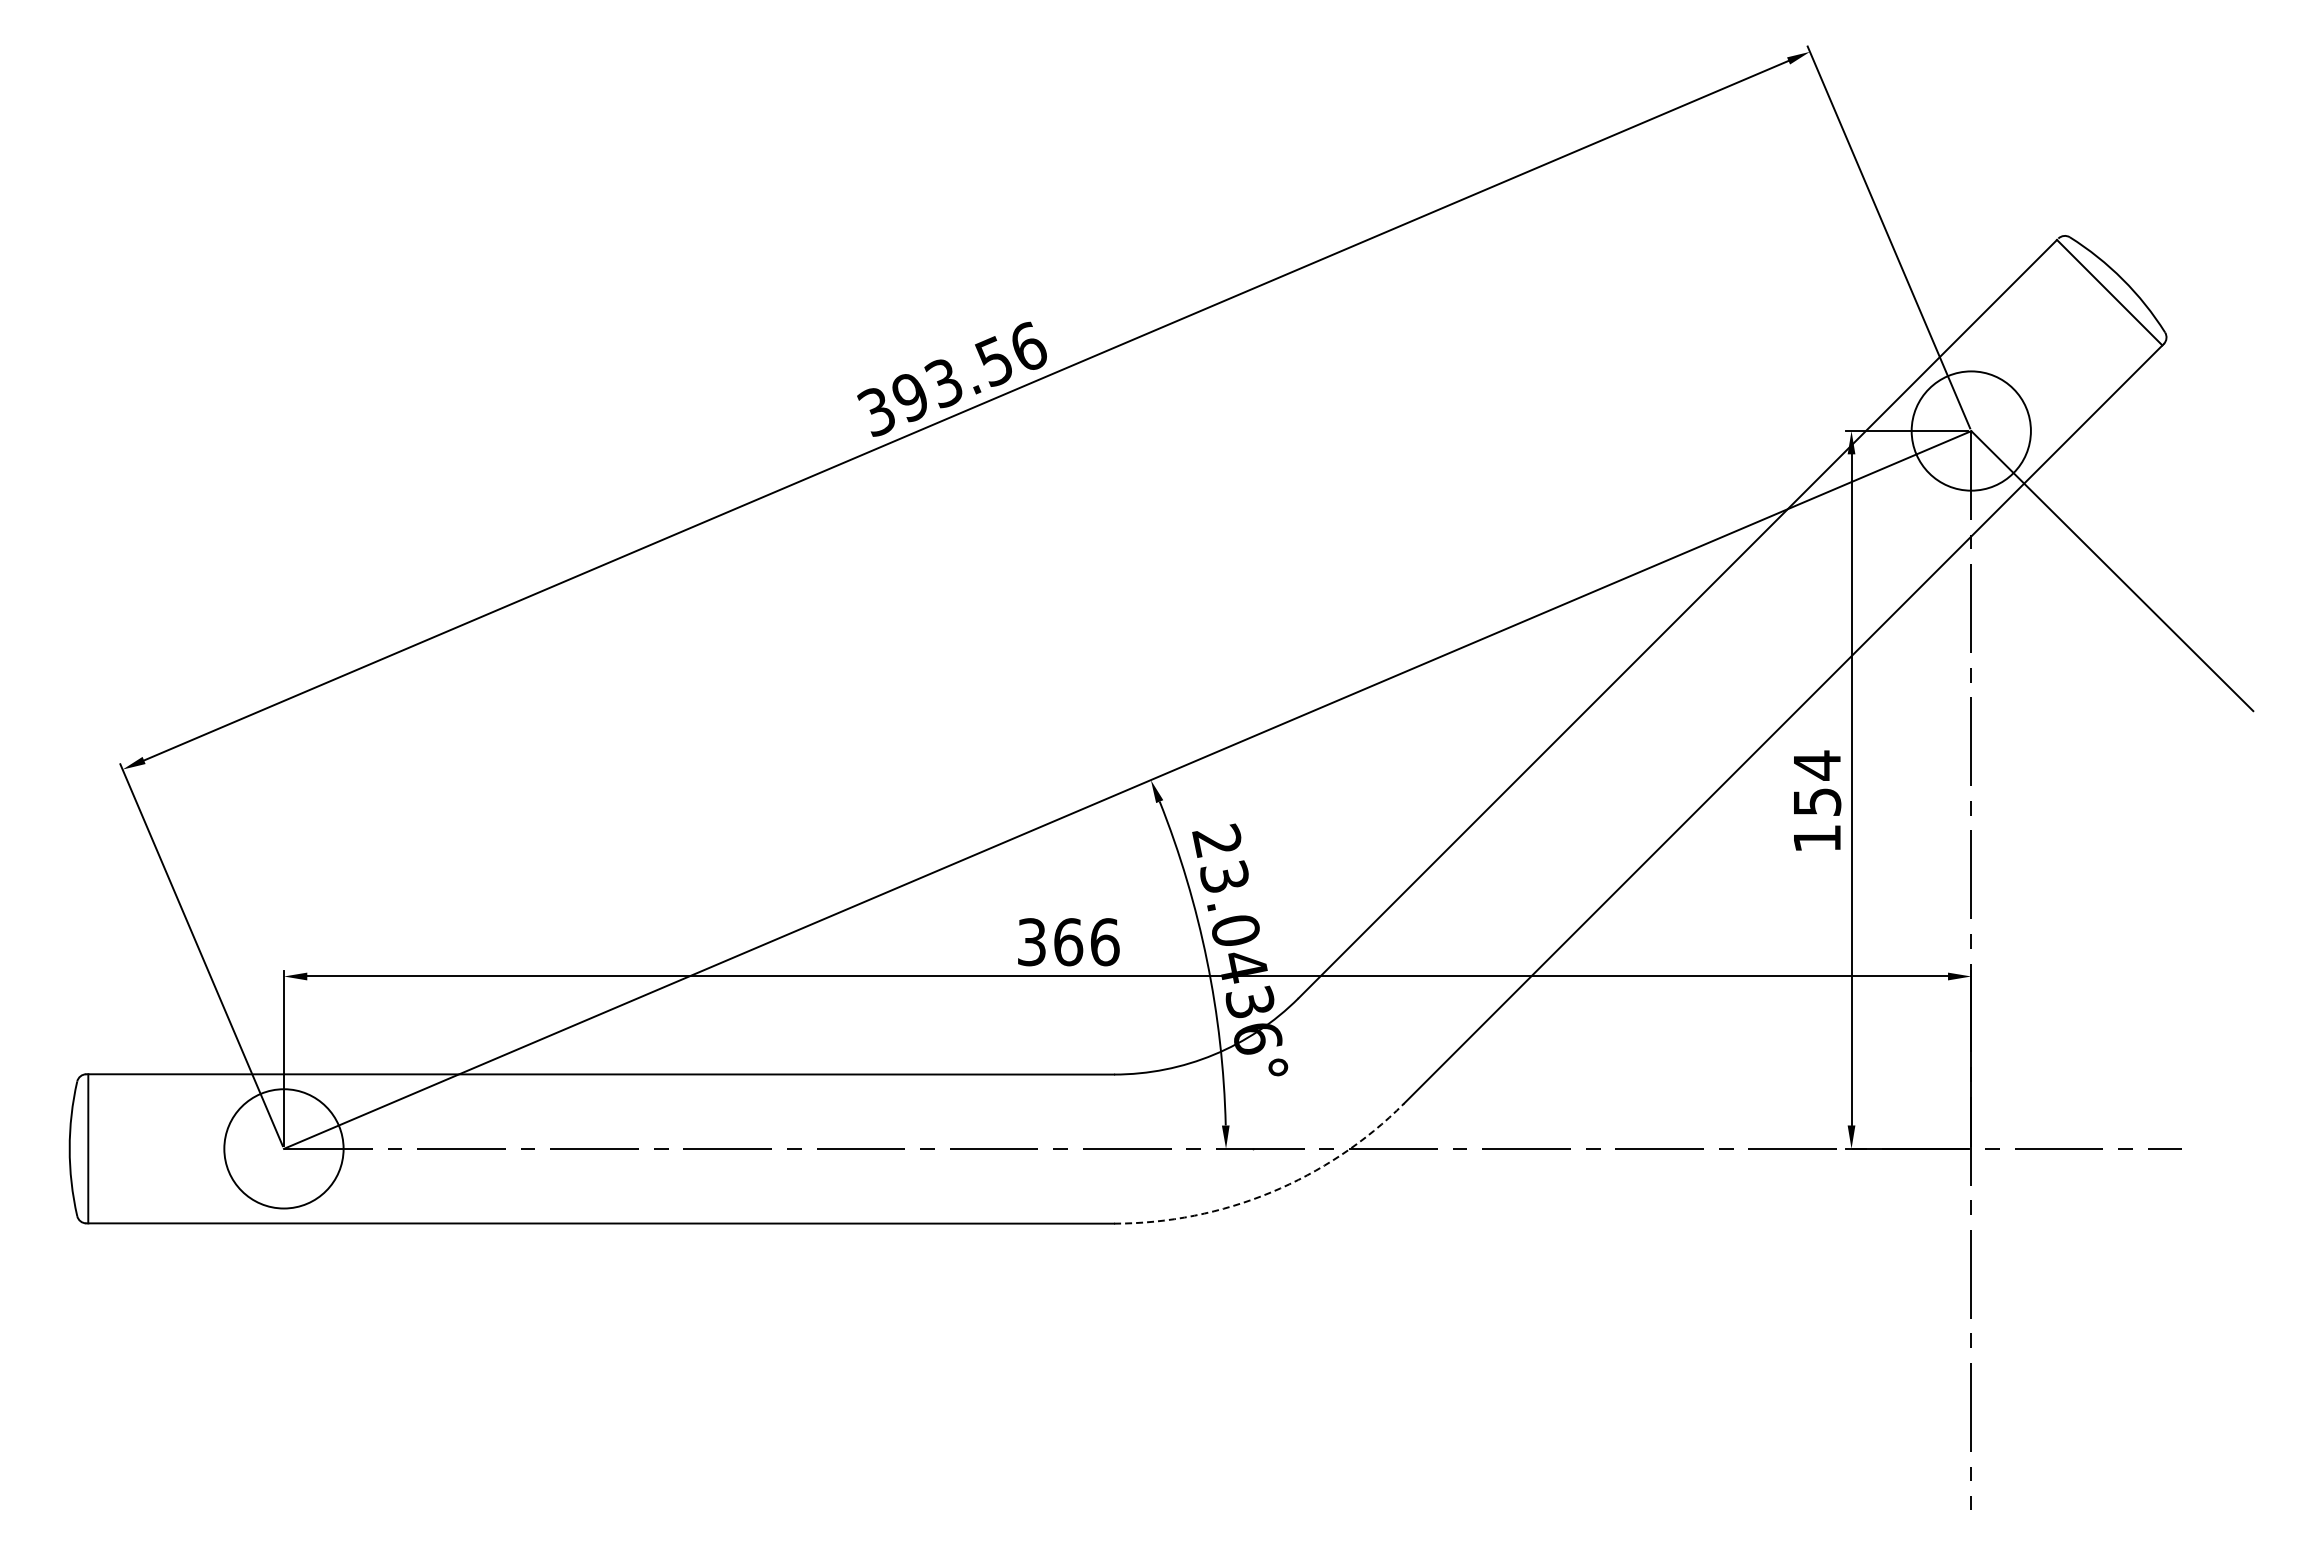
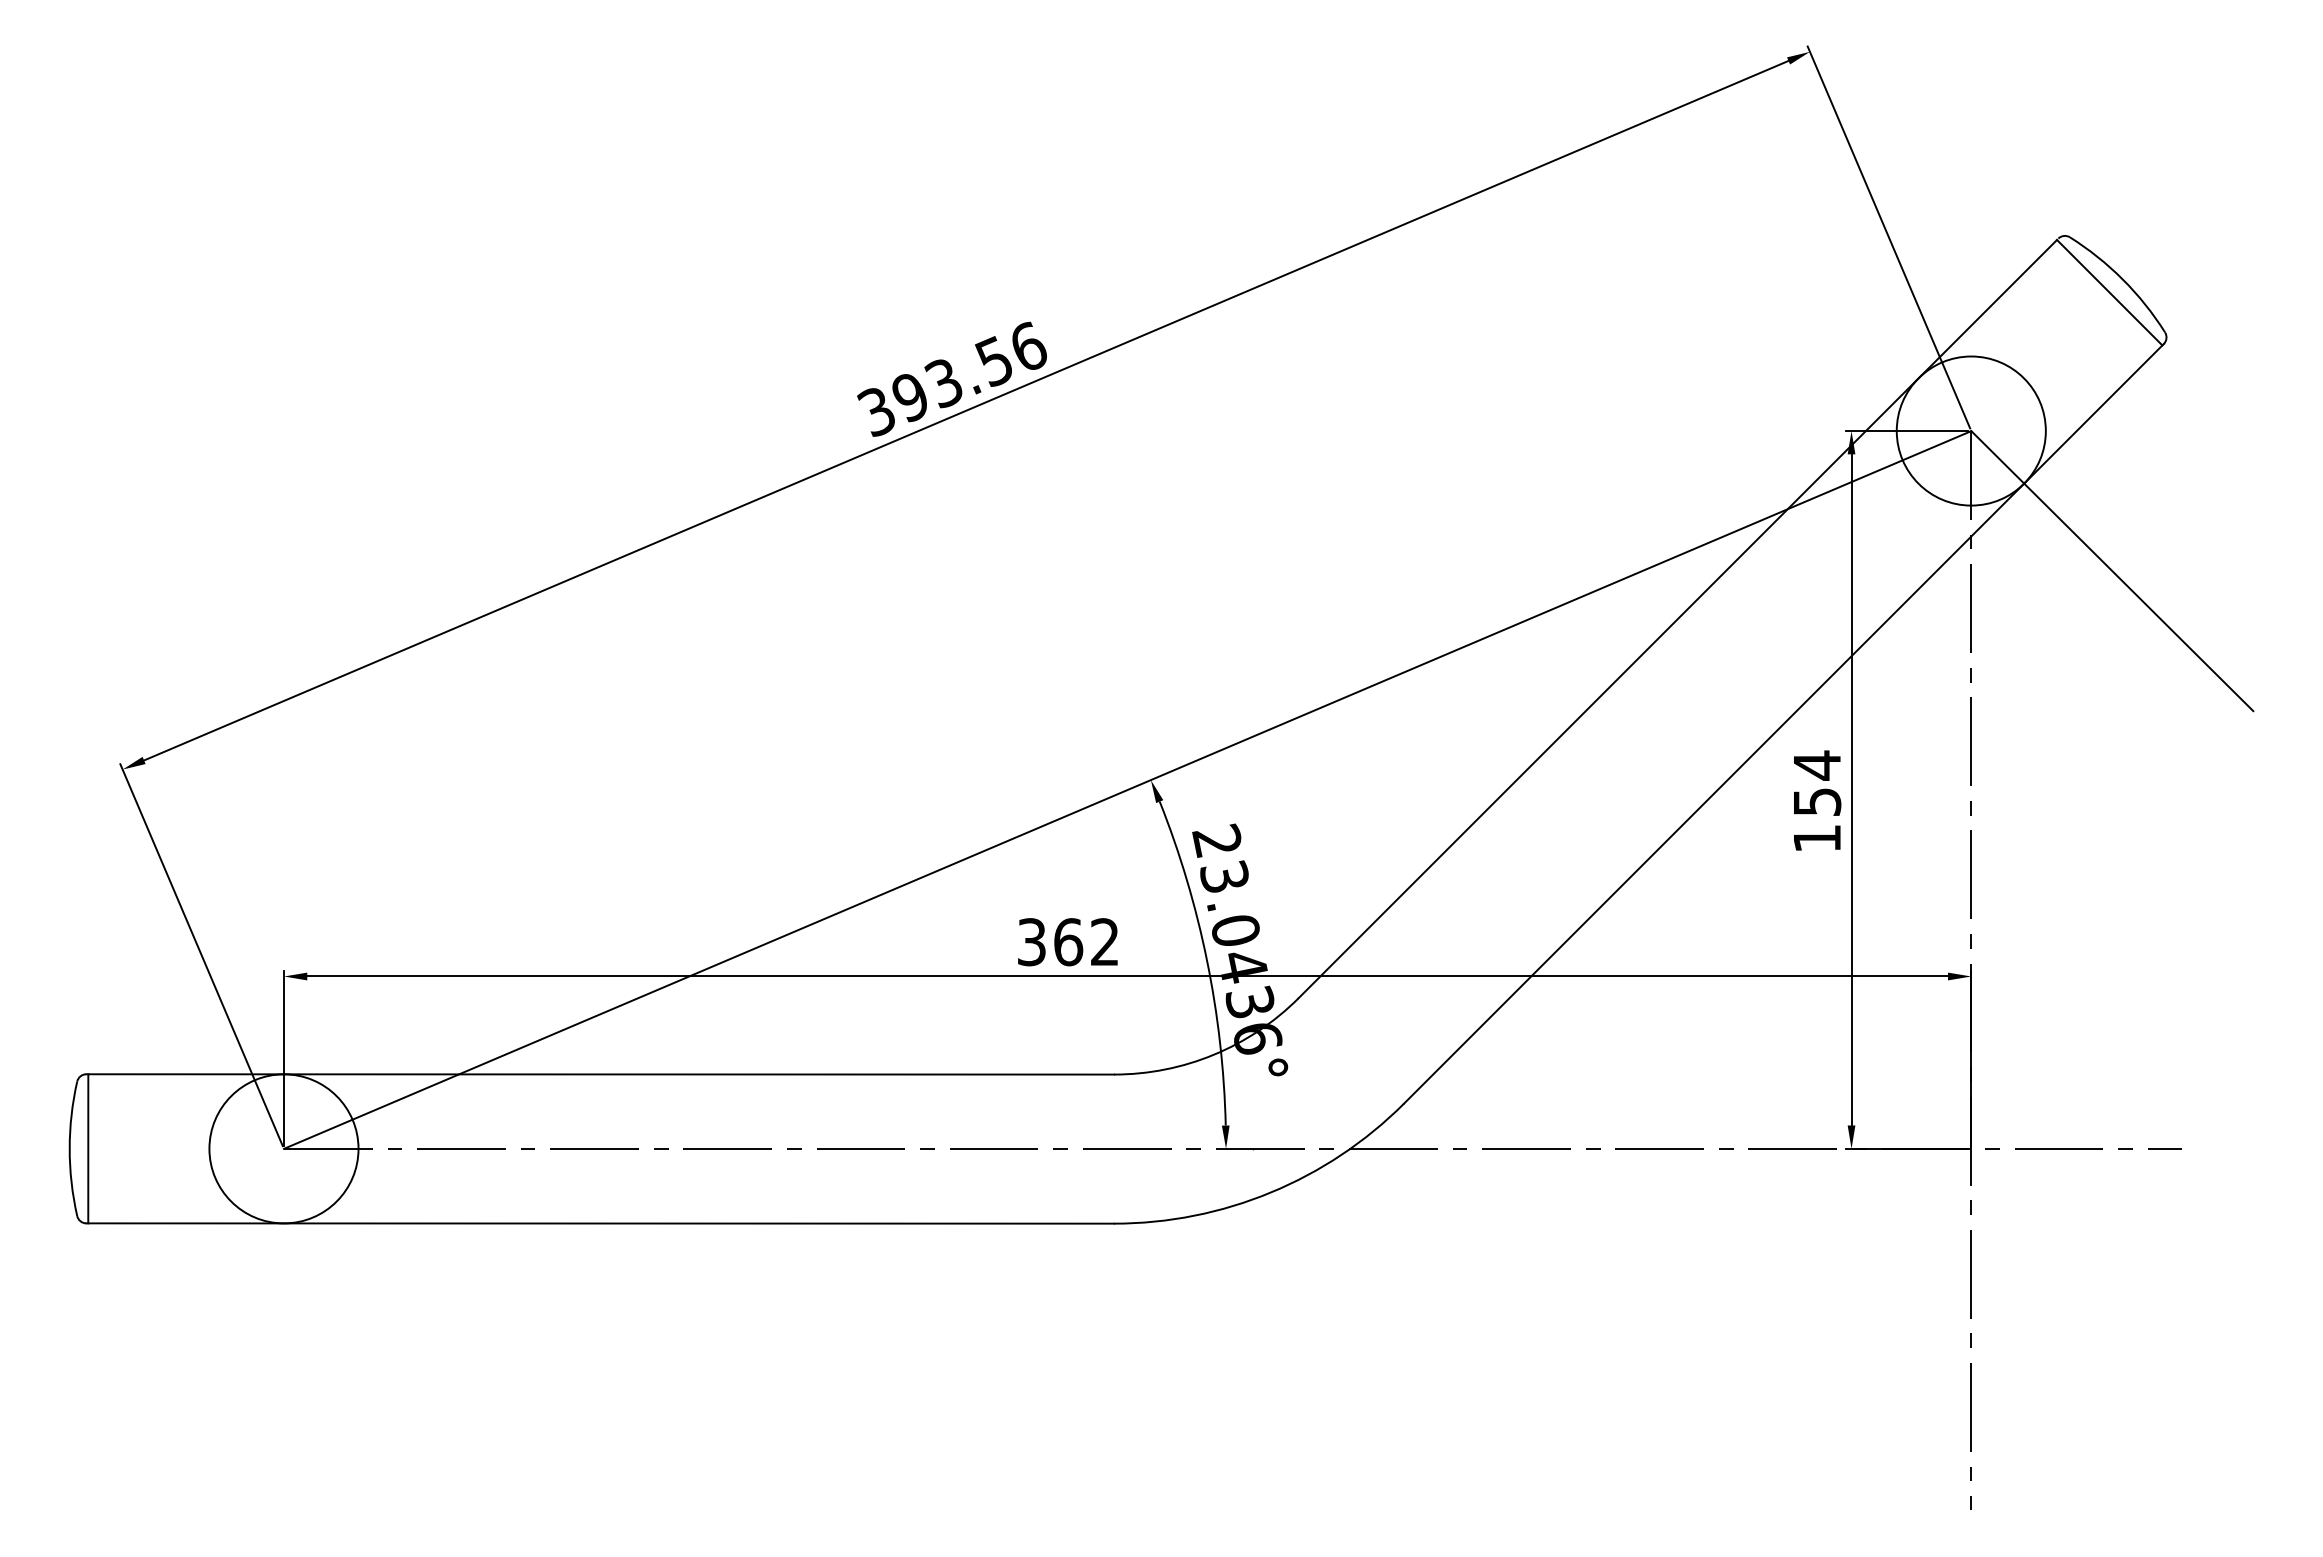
circle diameter: 119 px -> 149 px (1970, 430)
text: 366 -> 362 (1104, 942)
circle diameter: 119 px -> 149 px (283, 1148)
arc: dashed -> solid (1271, 1192)
